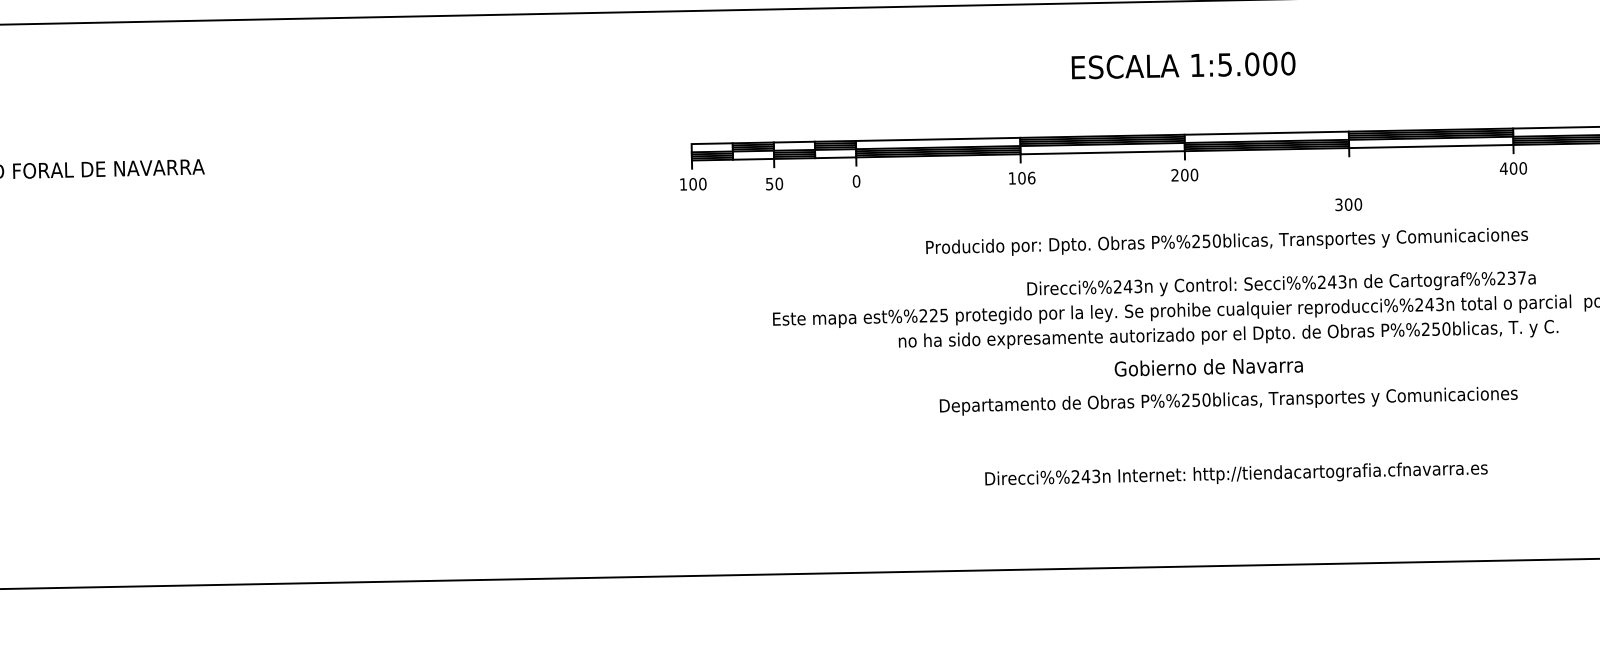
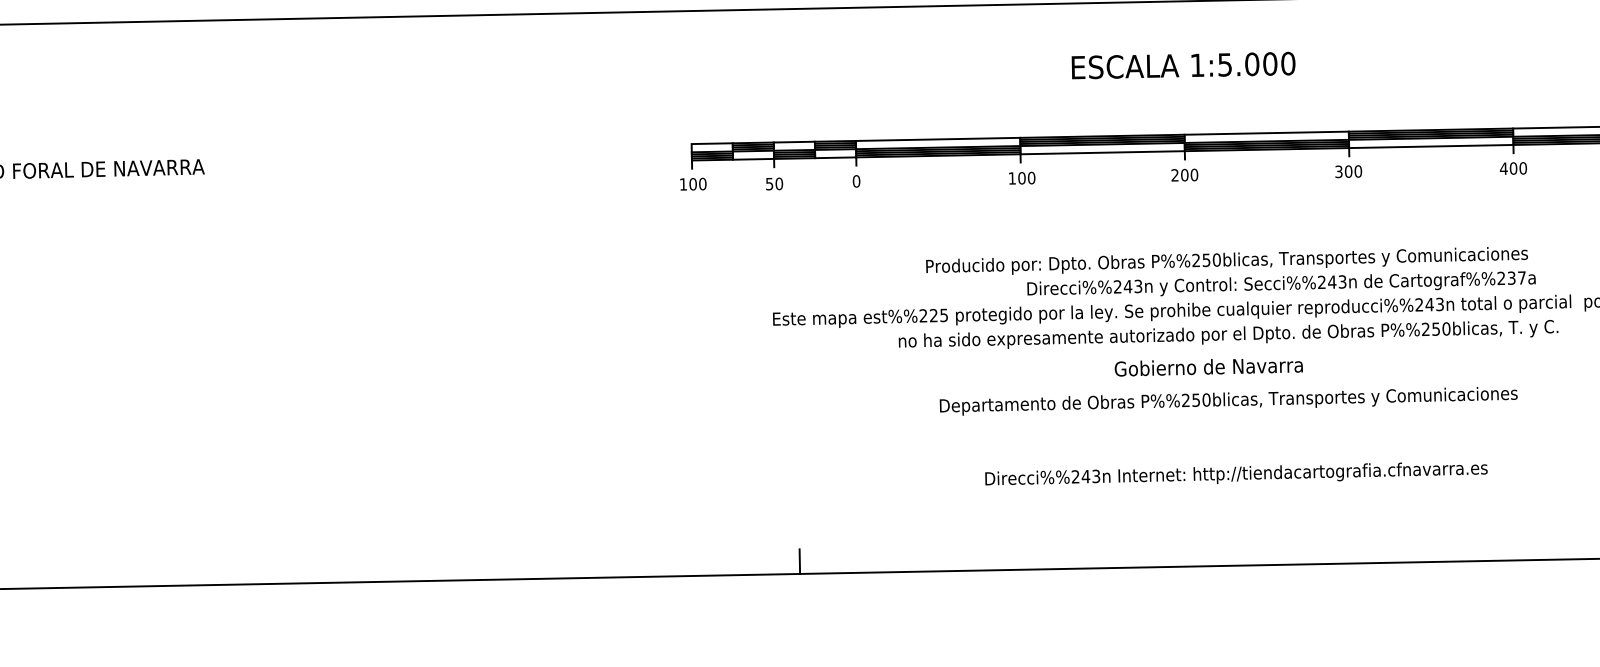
text: 106 -> 100 (1031, 177)
text position: (1348, 204) -> (1348, 171) (1348, 171)
text position: (1226, 241) -> (1226, 260) (1226, 260)
line: none -> present (799, 561)
